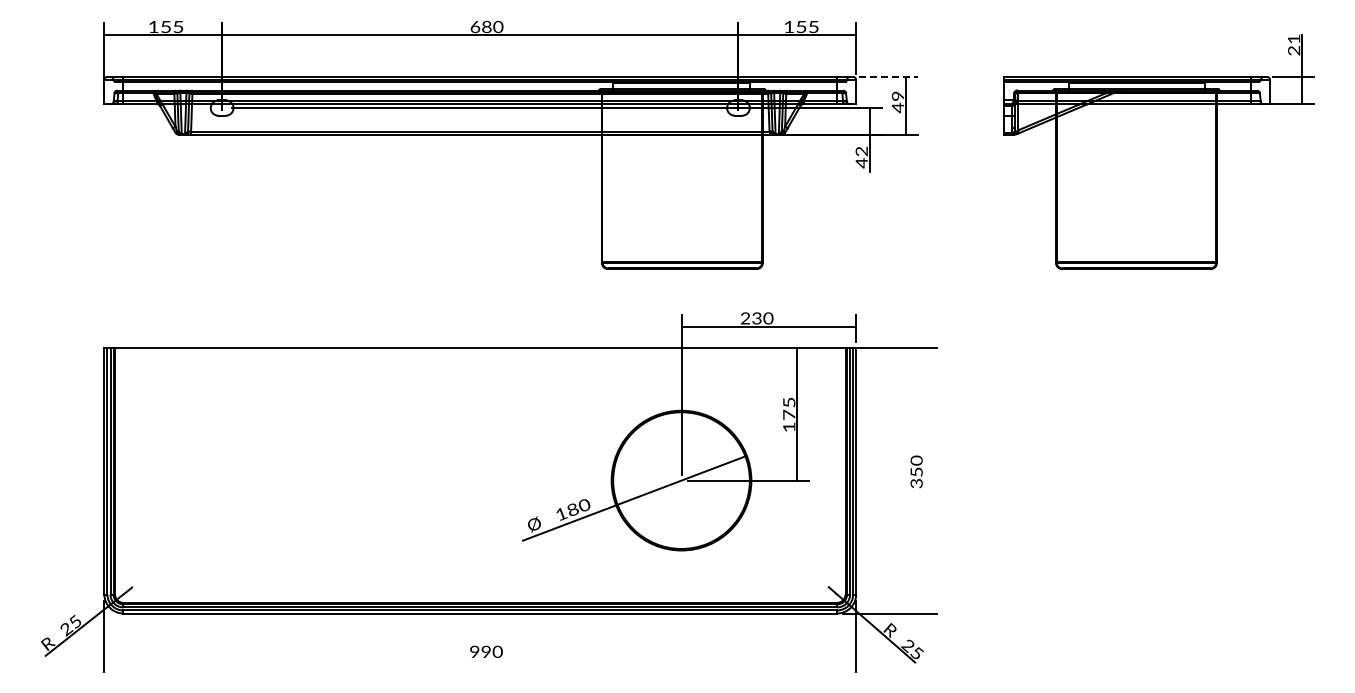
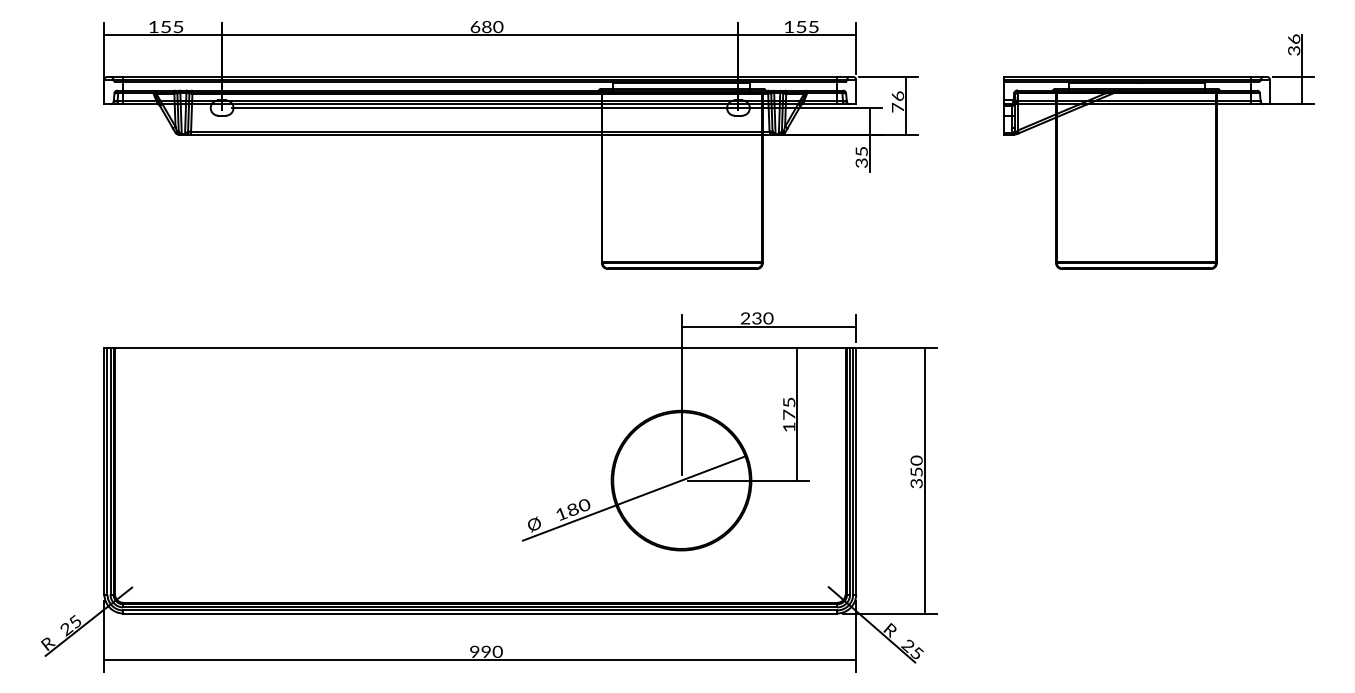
text: 21 -> 36 (1294, 44)
line: dashed -> solid (888, 76)
text: 49 -> 76 (897, 102)
text: 42 -> 35 (861, 157)
line: none -> present (924, 480)
line: none -> present (480, 660)
